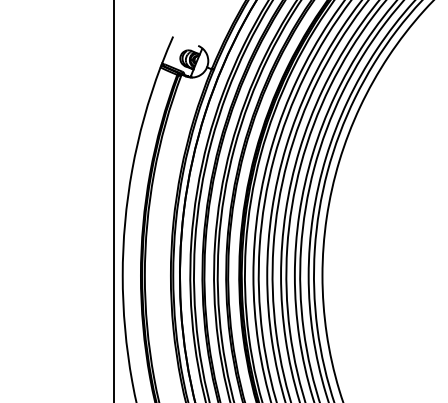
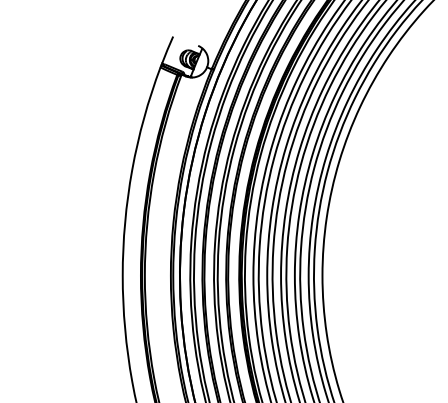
line: present -> none (114, 200)
